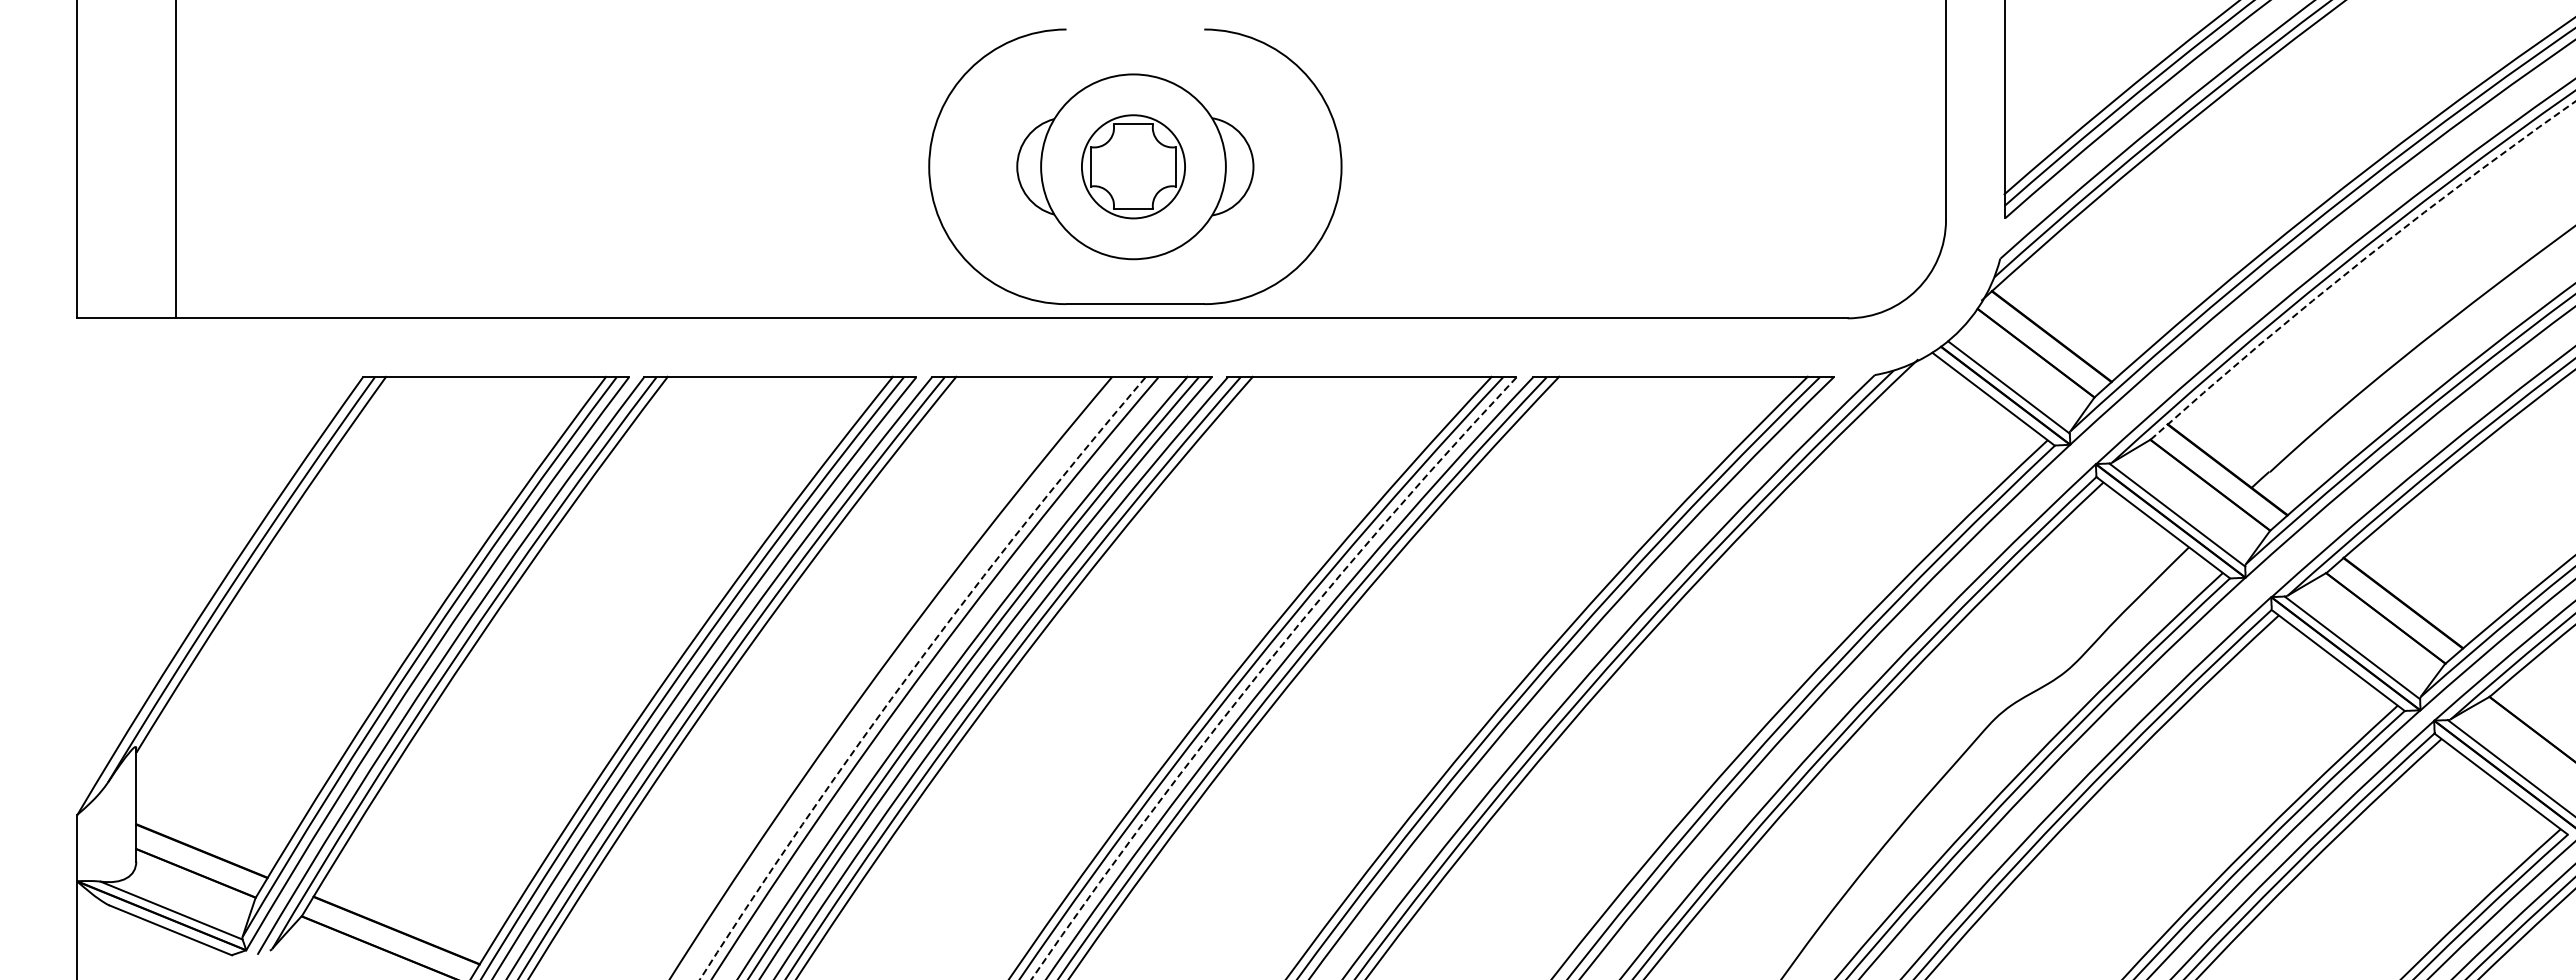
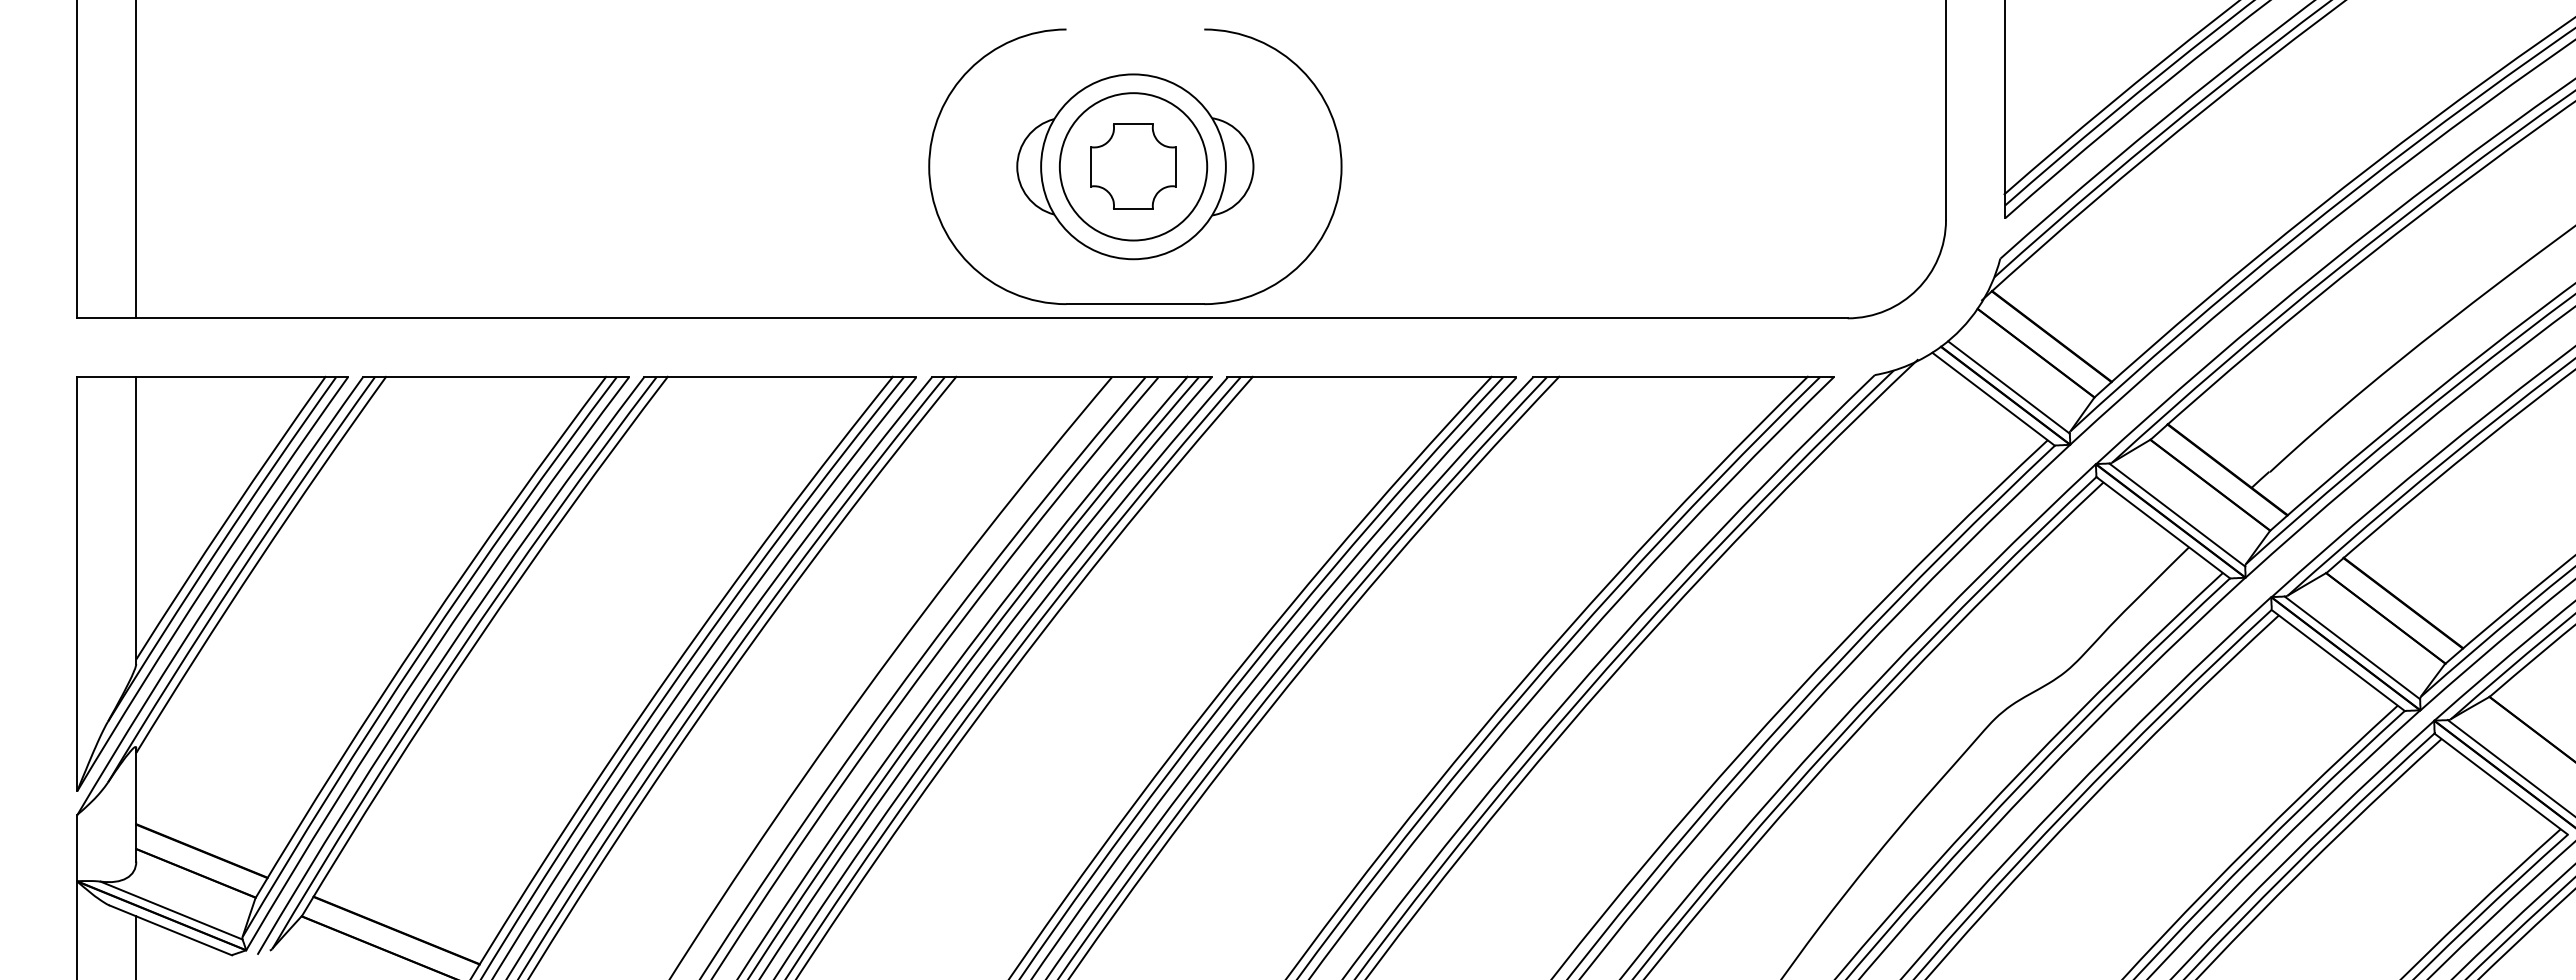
line position: (176, 160) -> (136, 160) (136, 160)
circle diameter: 103 px -> 147 px (1133, 166)
arc: dashed -> solid (2358, 264)
part: none -> present (212, 583)
arc: dashed -> solid (1261, 670)
arc: dashed -> solid (911, 671)
line: none -> present (136, 946)
